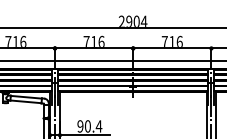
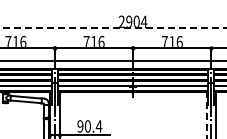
line: solid -> dashed (113, 28)
line: solid -> dashed (206, 115)
